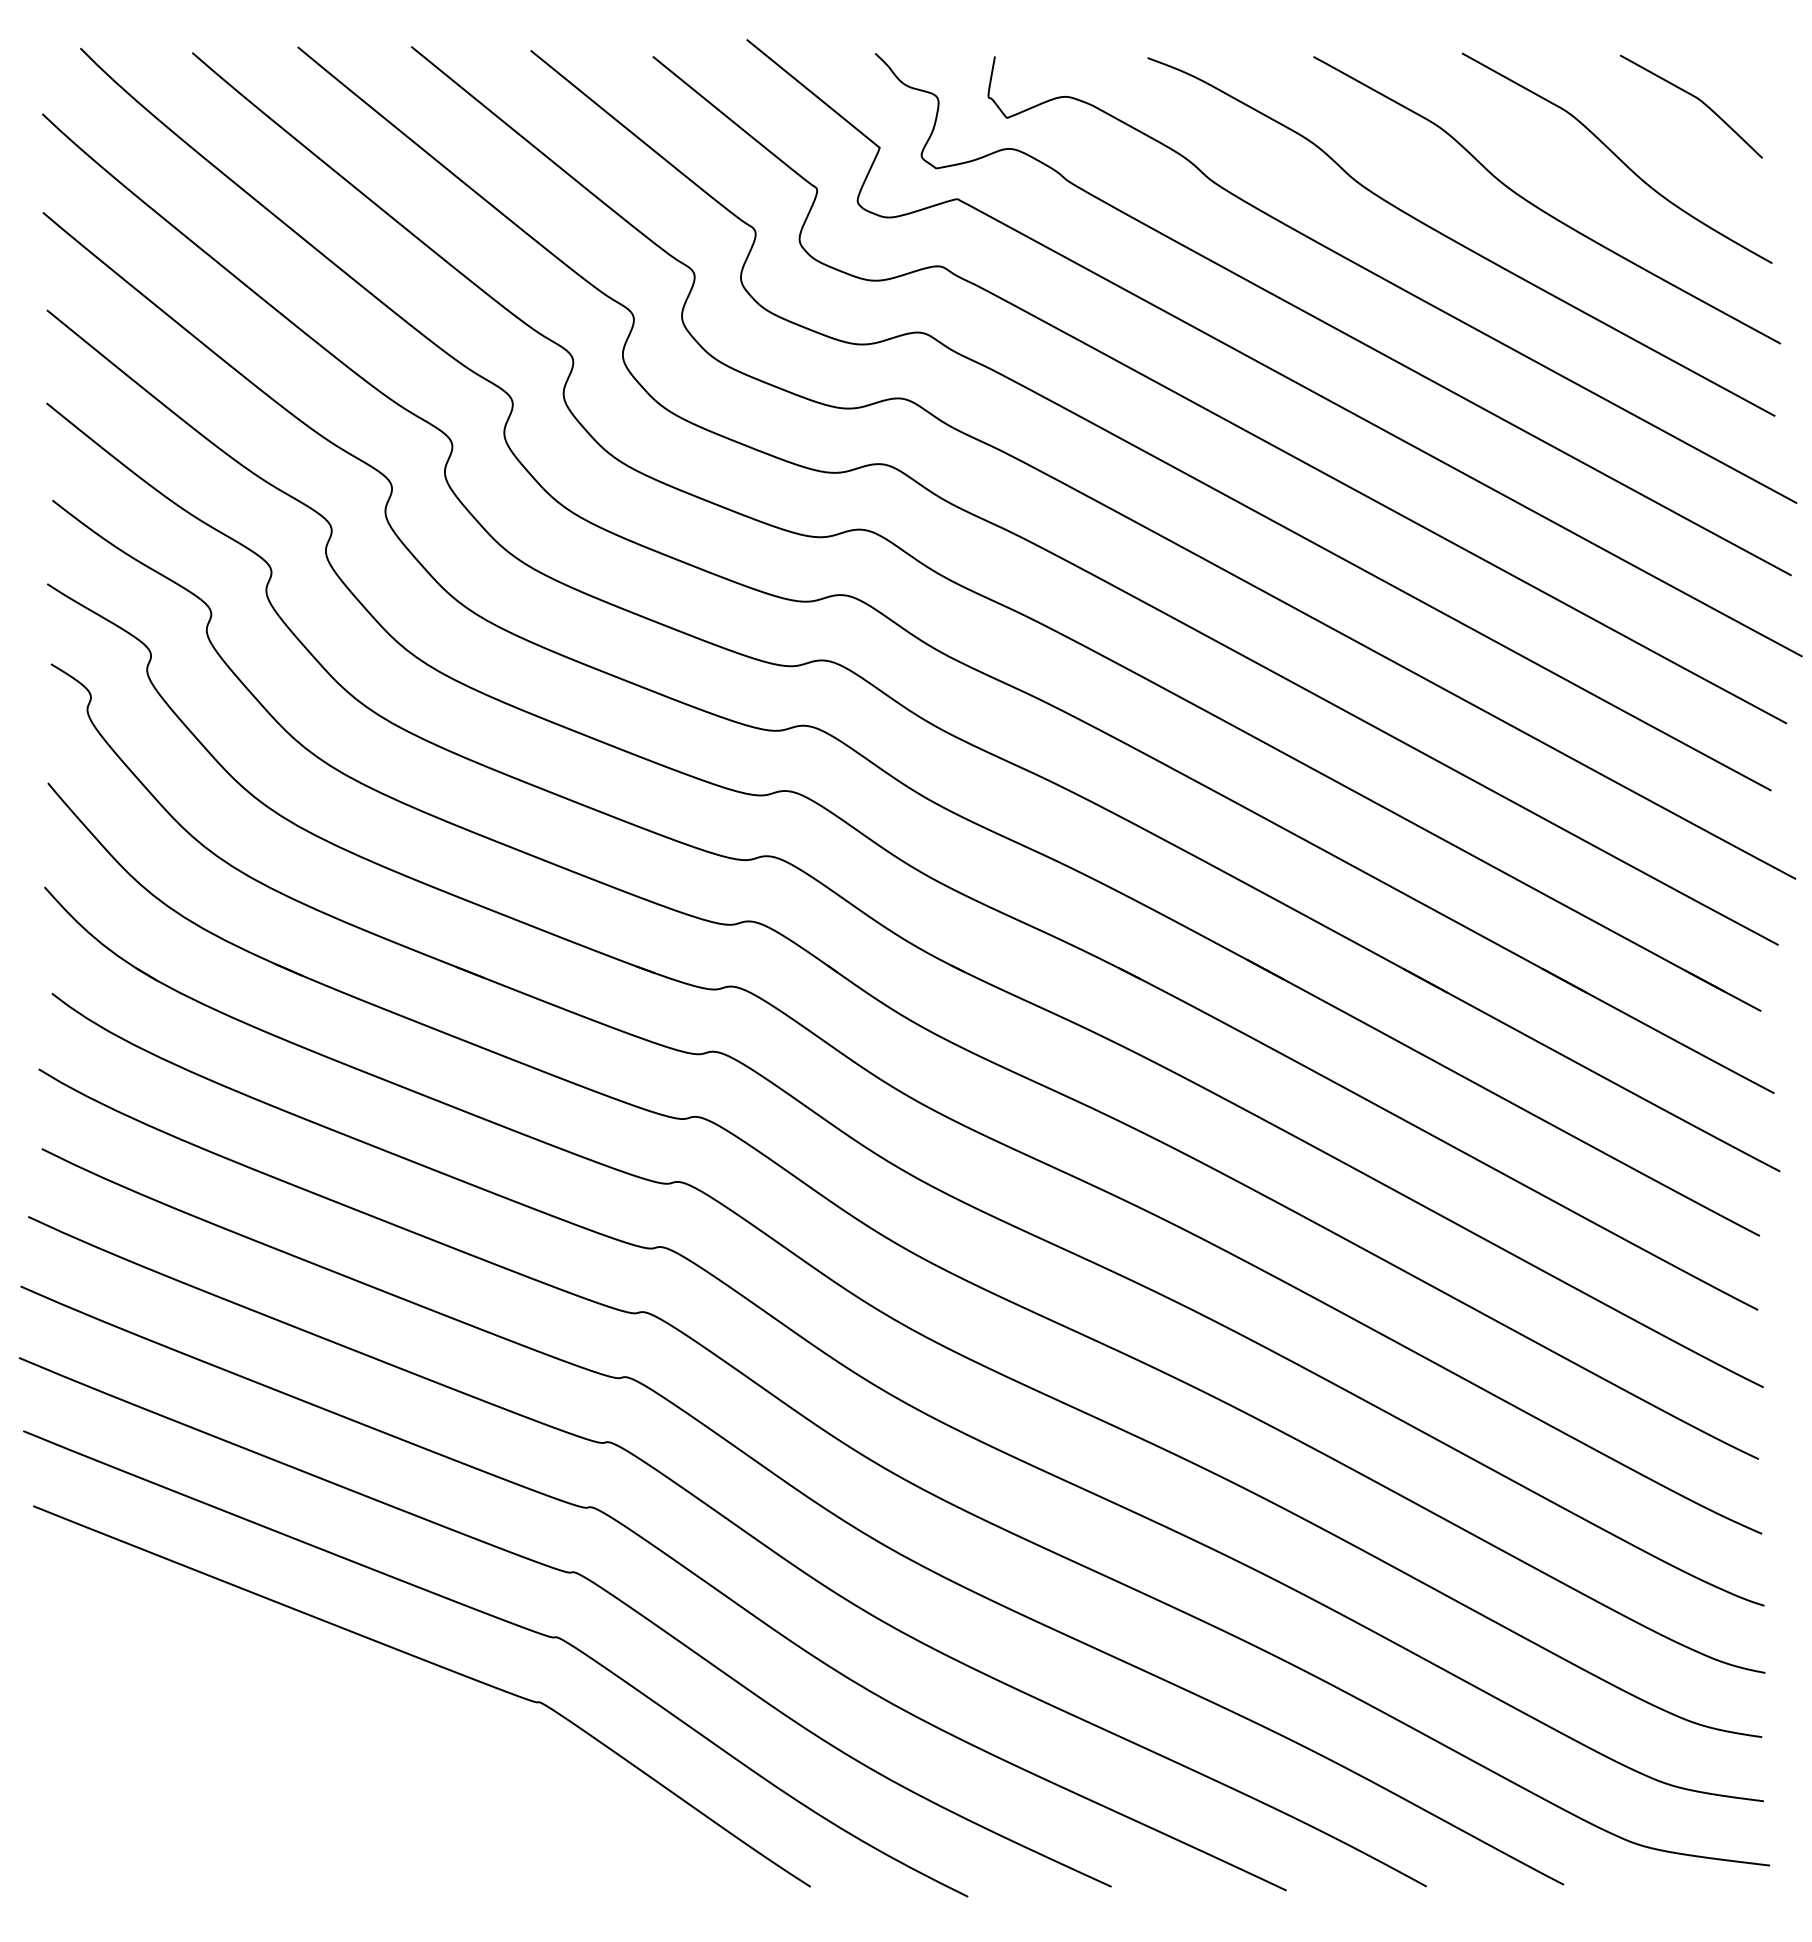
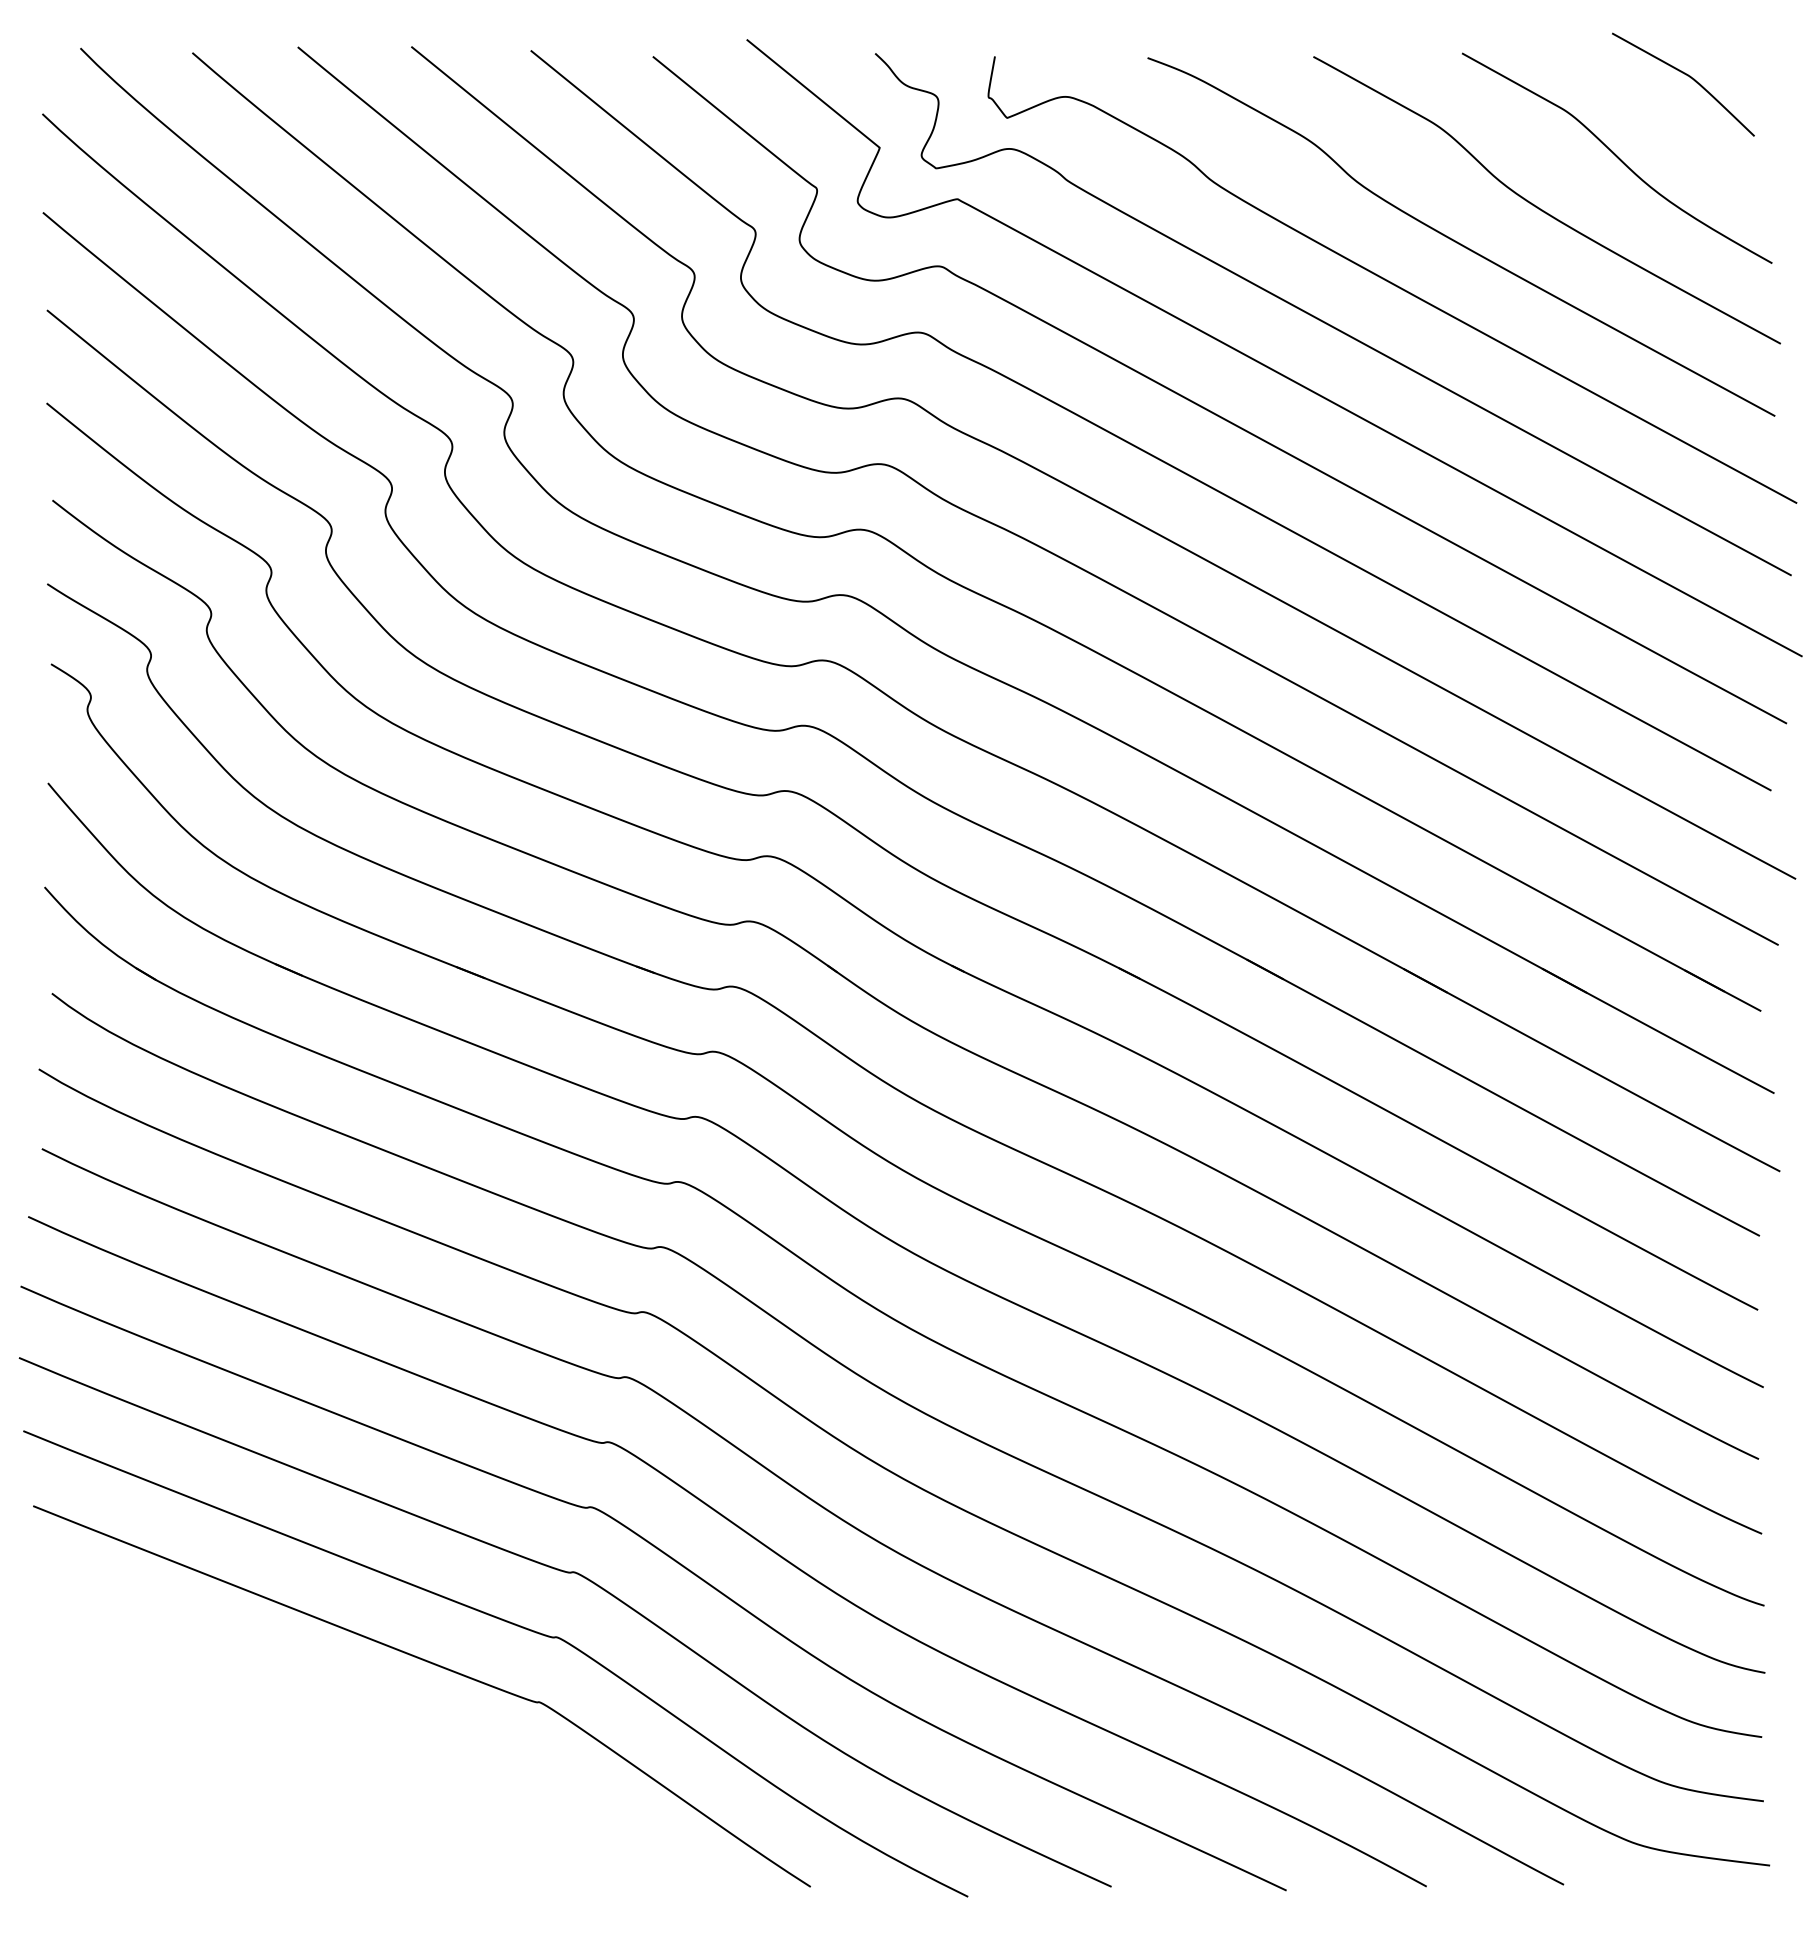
curve position: (1695, 98) -> (1687, 76) (1687, 76)
